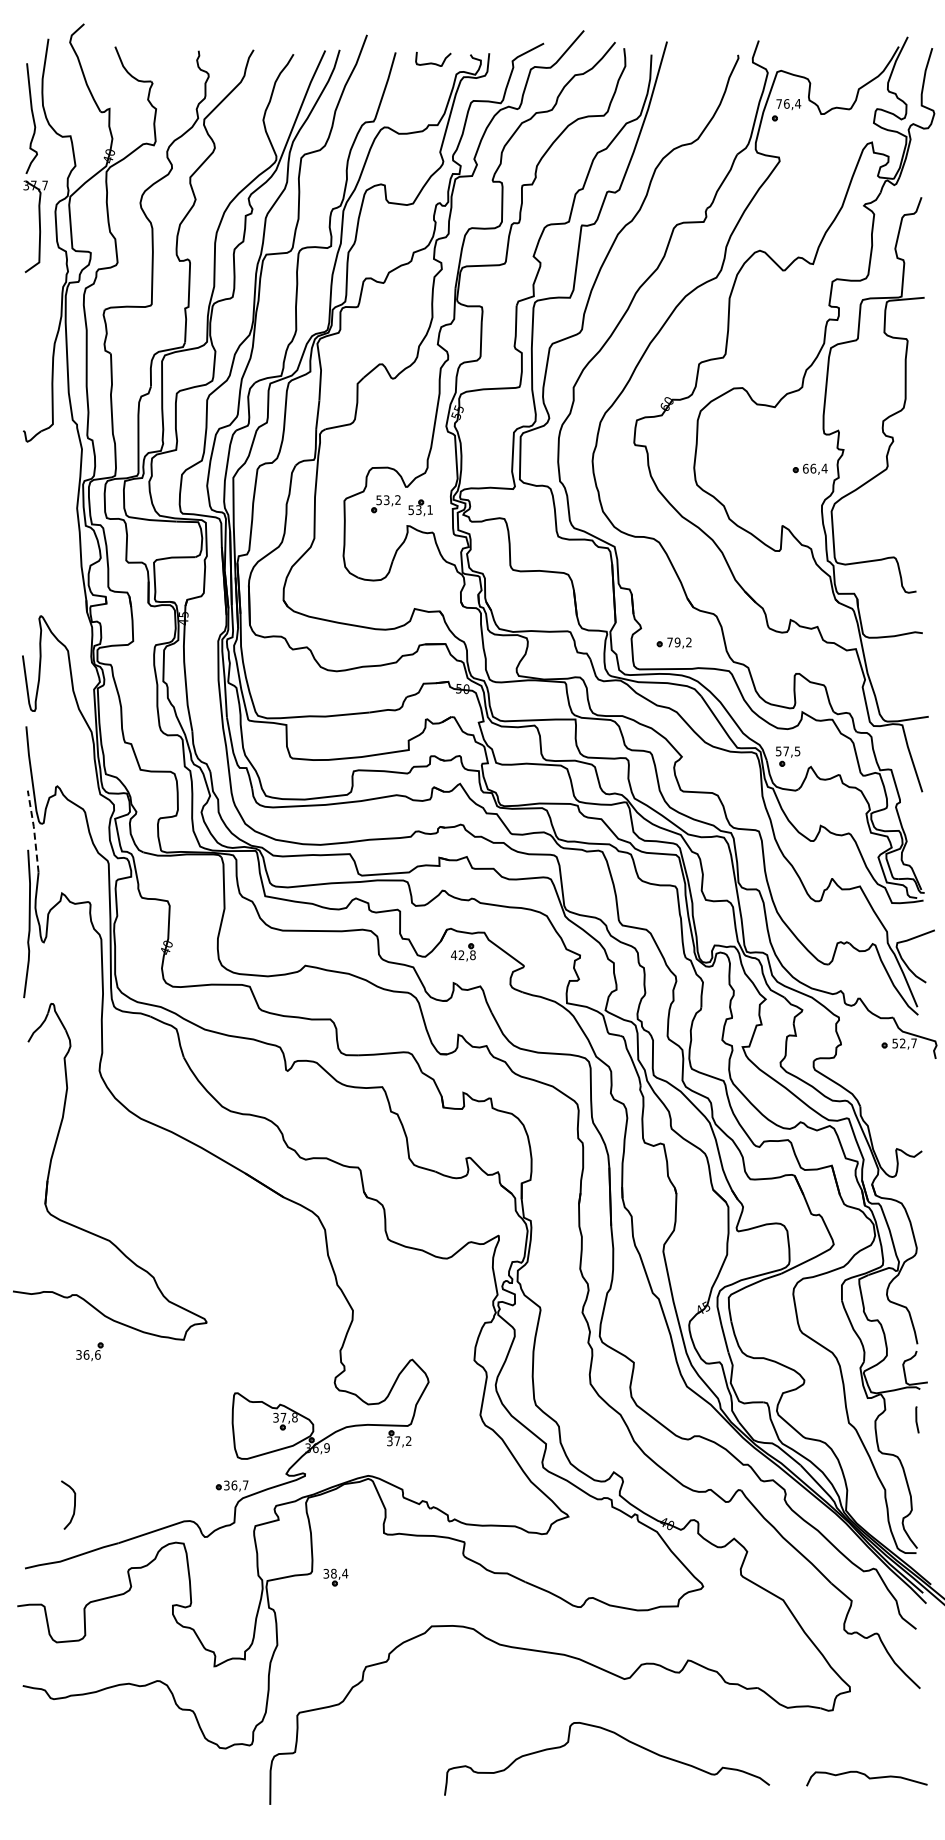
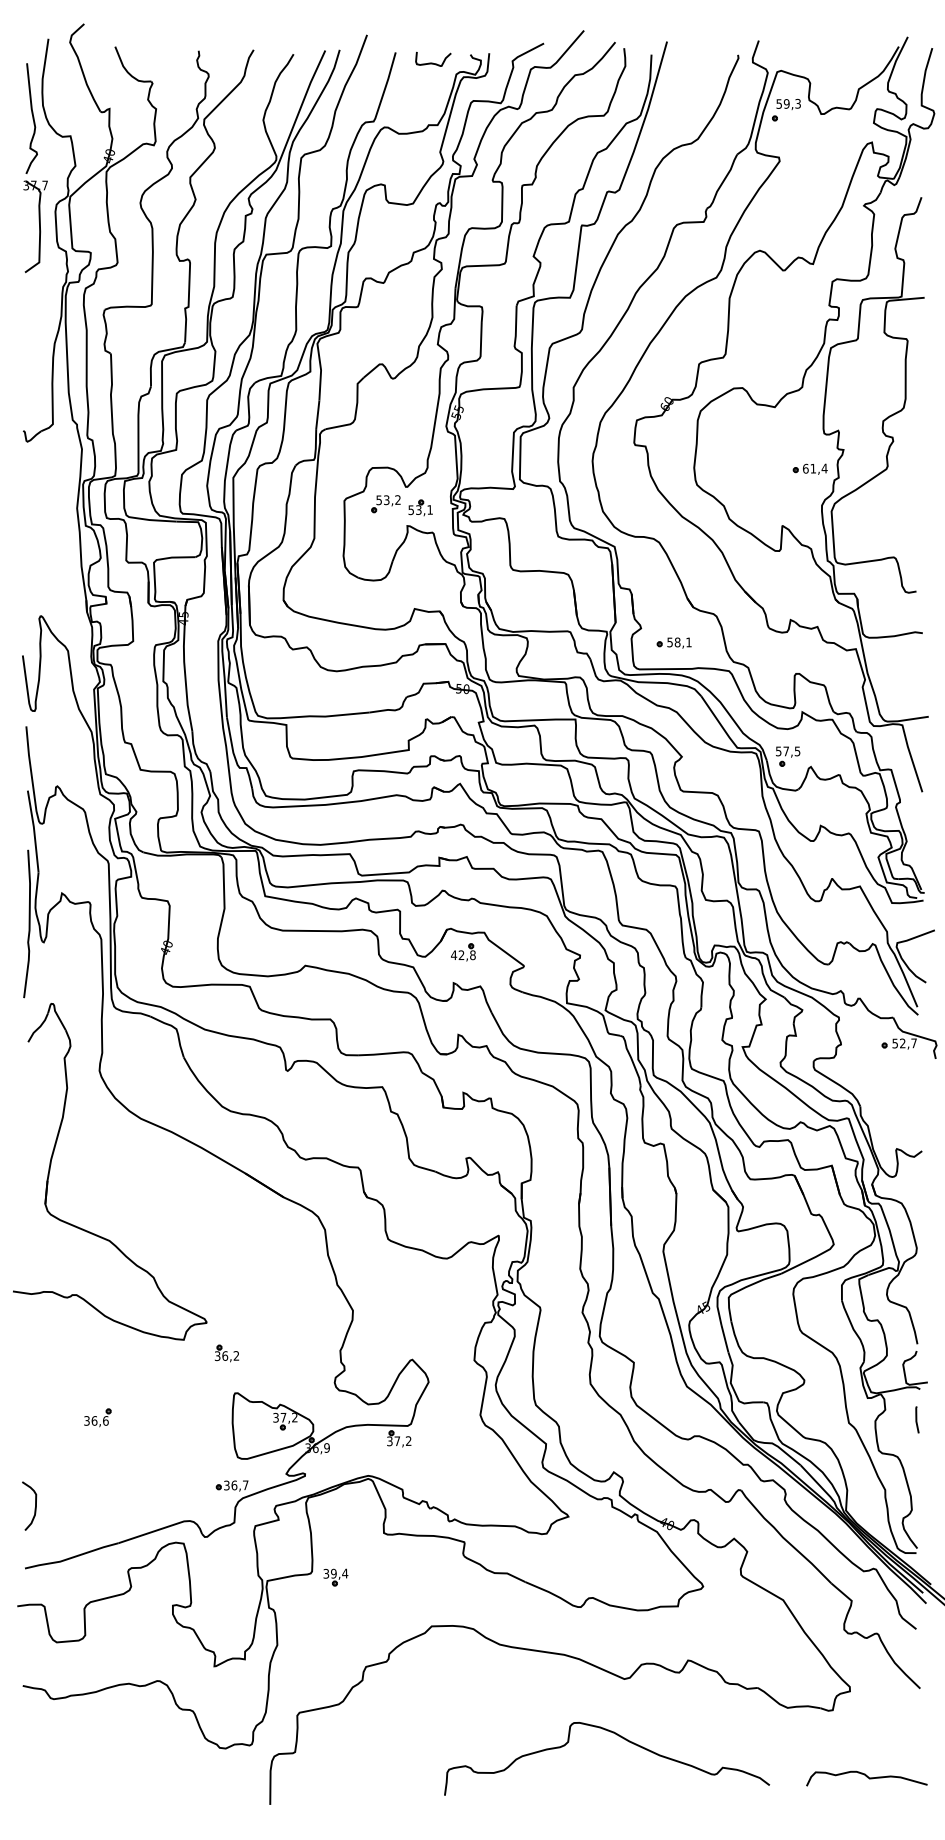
text: 76,4 -> 59,3 (788, 103)
text: 66,4 -> 61,4 (813, 468)
text: 79,2 -> 58,1 (679, 642)
line: dashed -> solid (34, 830)
part position: (89, 1351) -> (97, 1417) (97, 1417)
part: none -> present (227, 1353)
text: 37,8 -> 37,2 (294, 1417)
curve position: (73, 1507) -> (34, 1508) (34, 1508)
text: 38,4 -> 39,4 (333, 1573)
